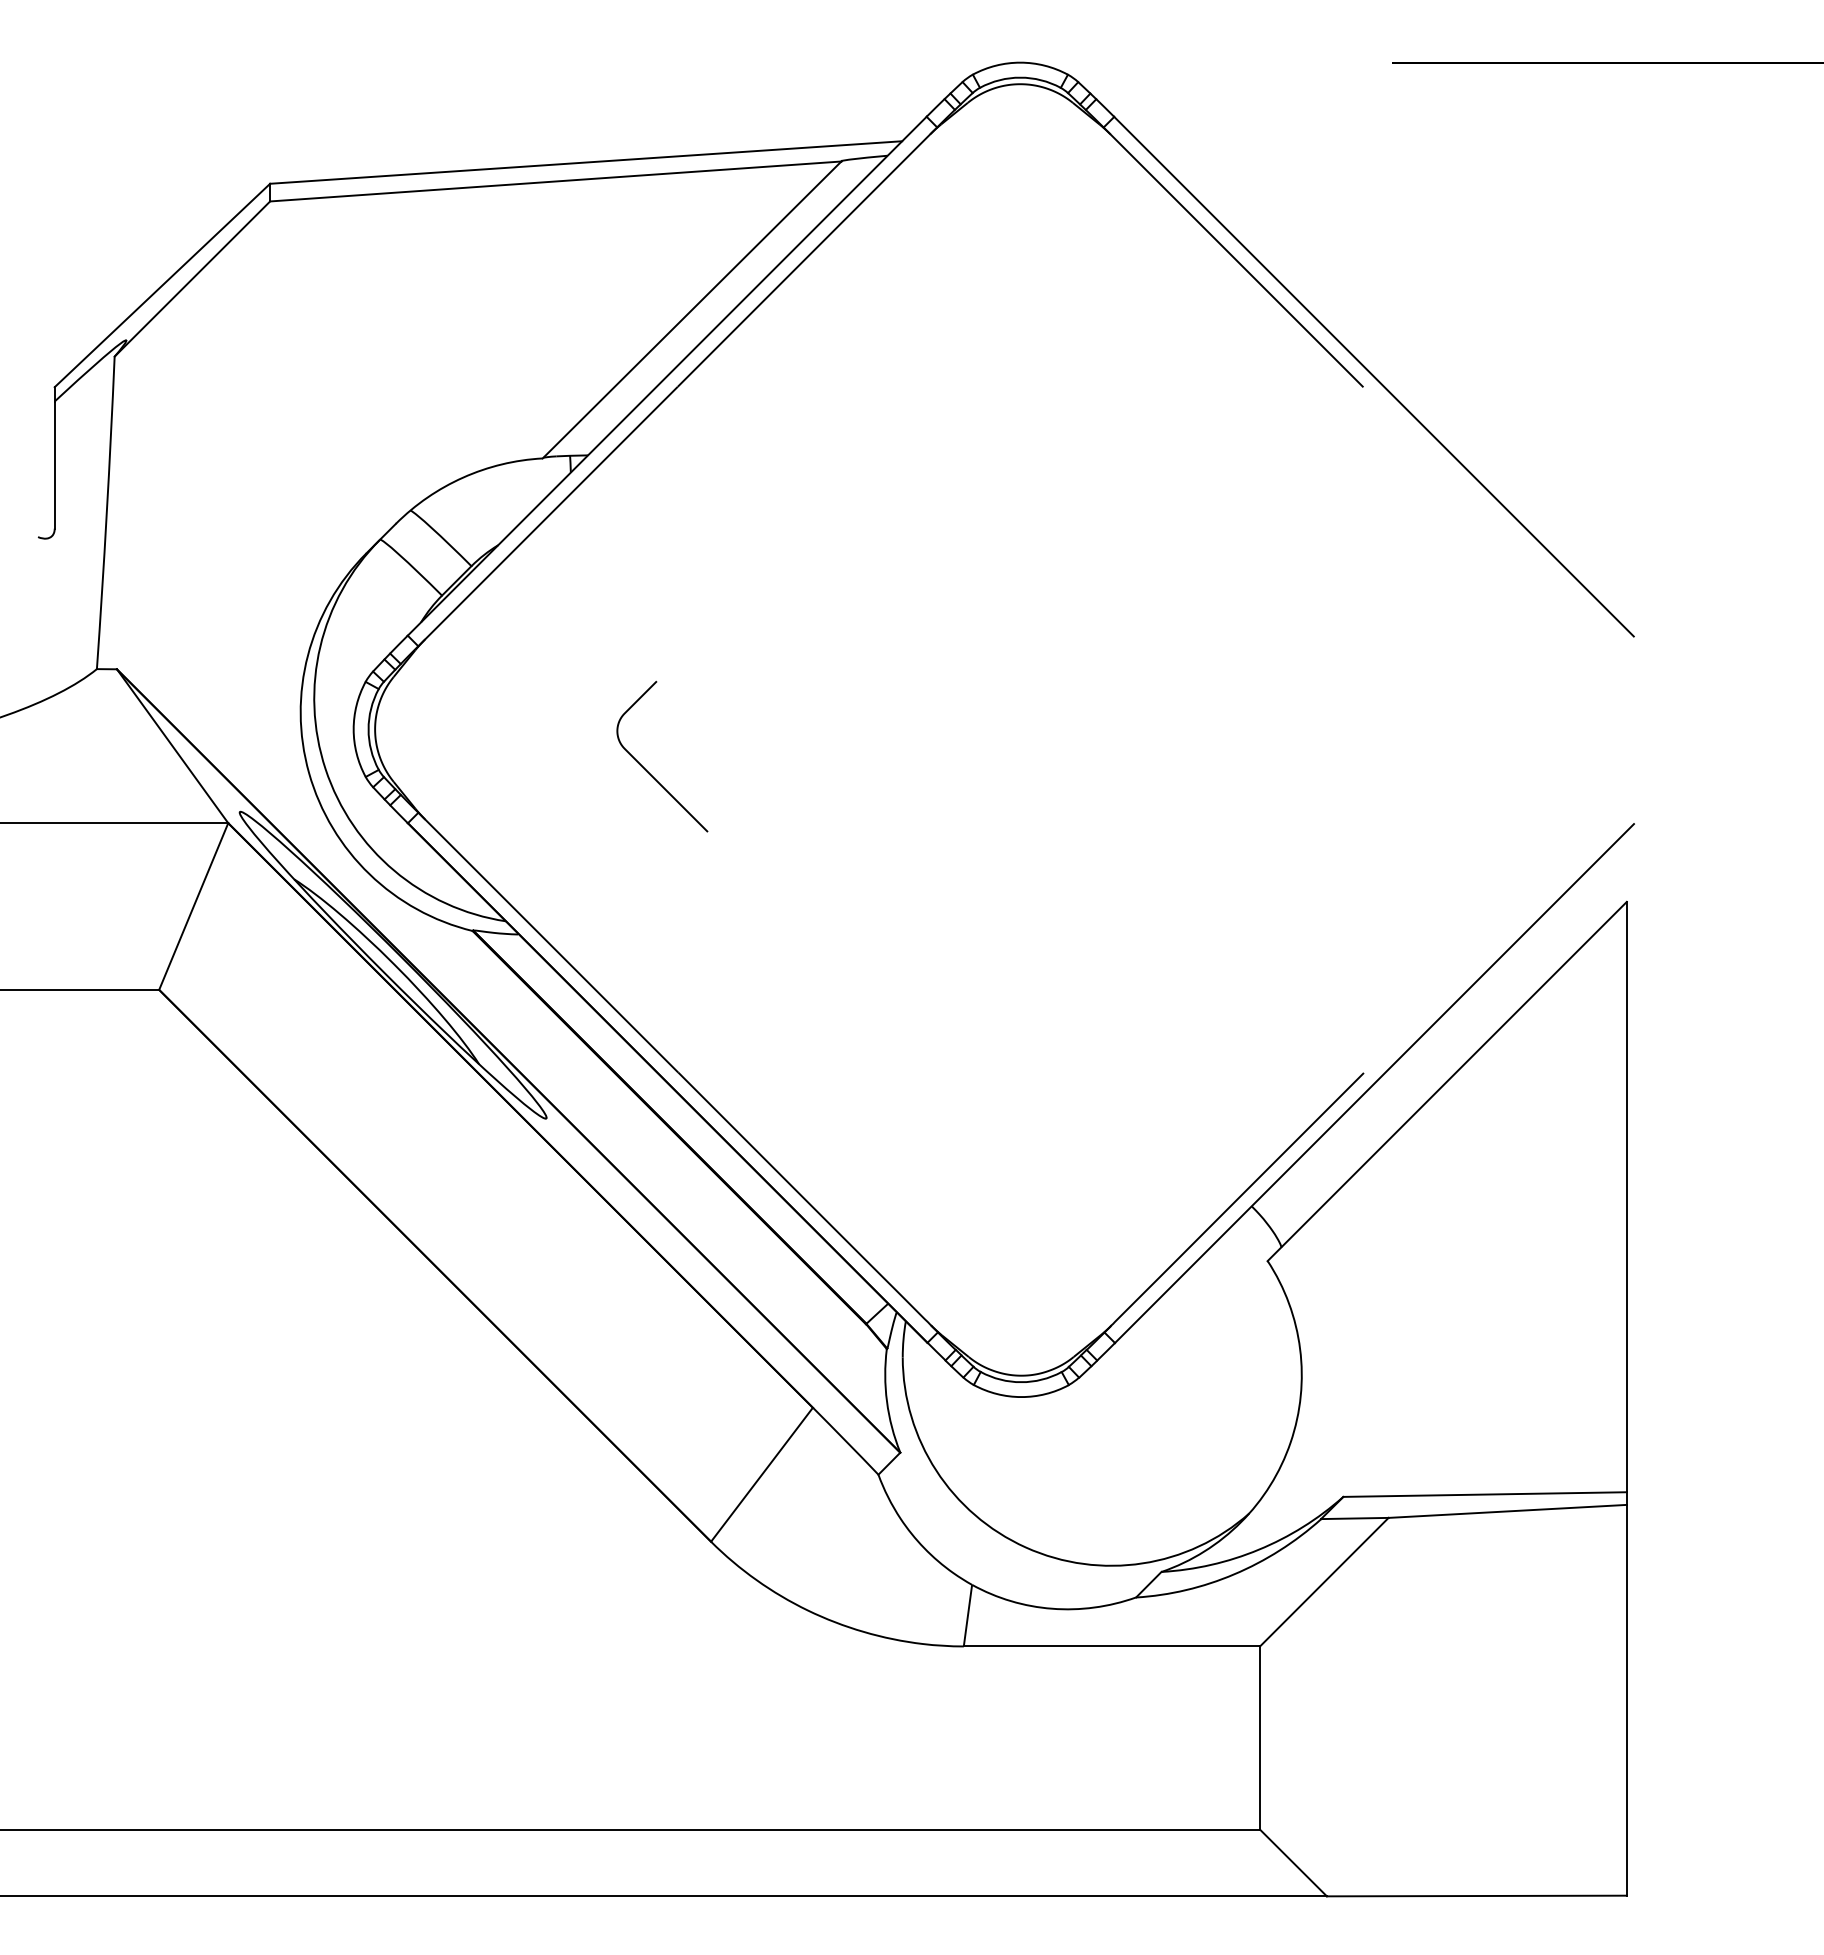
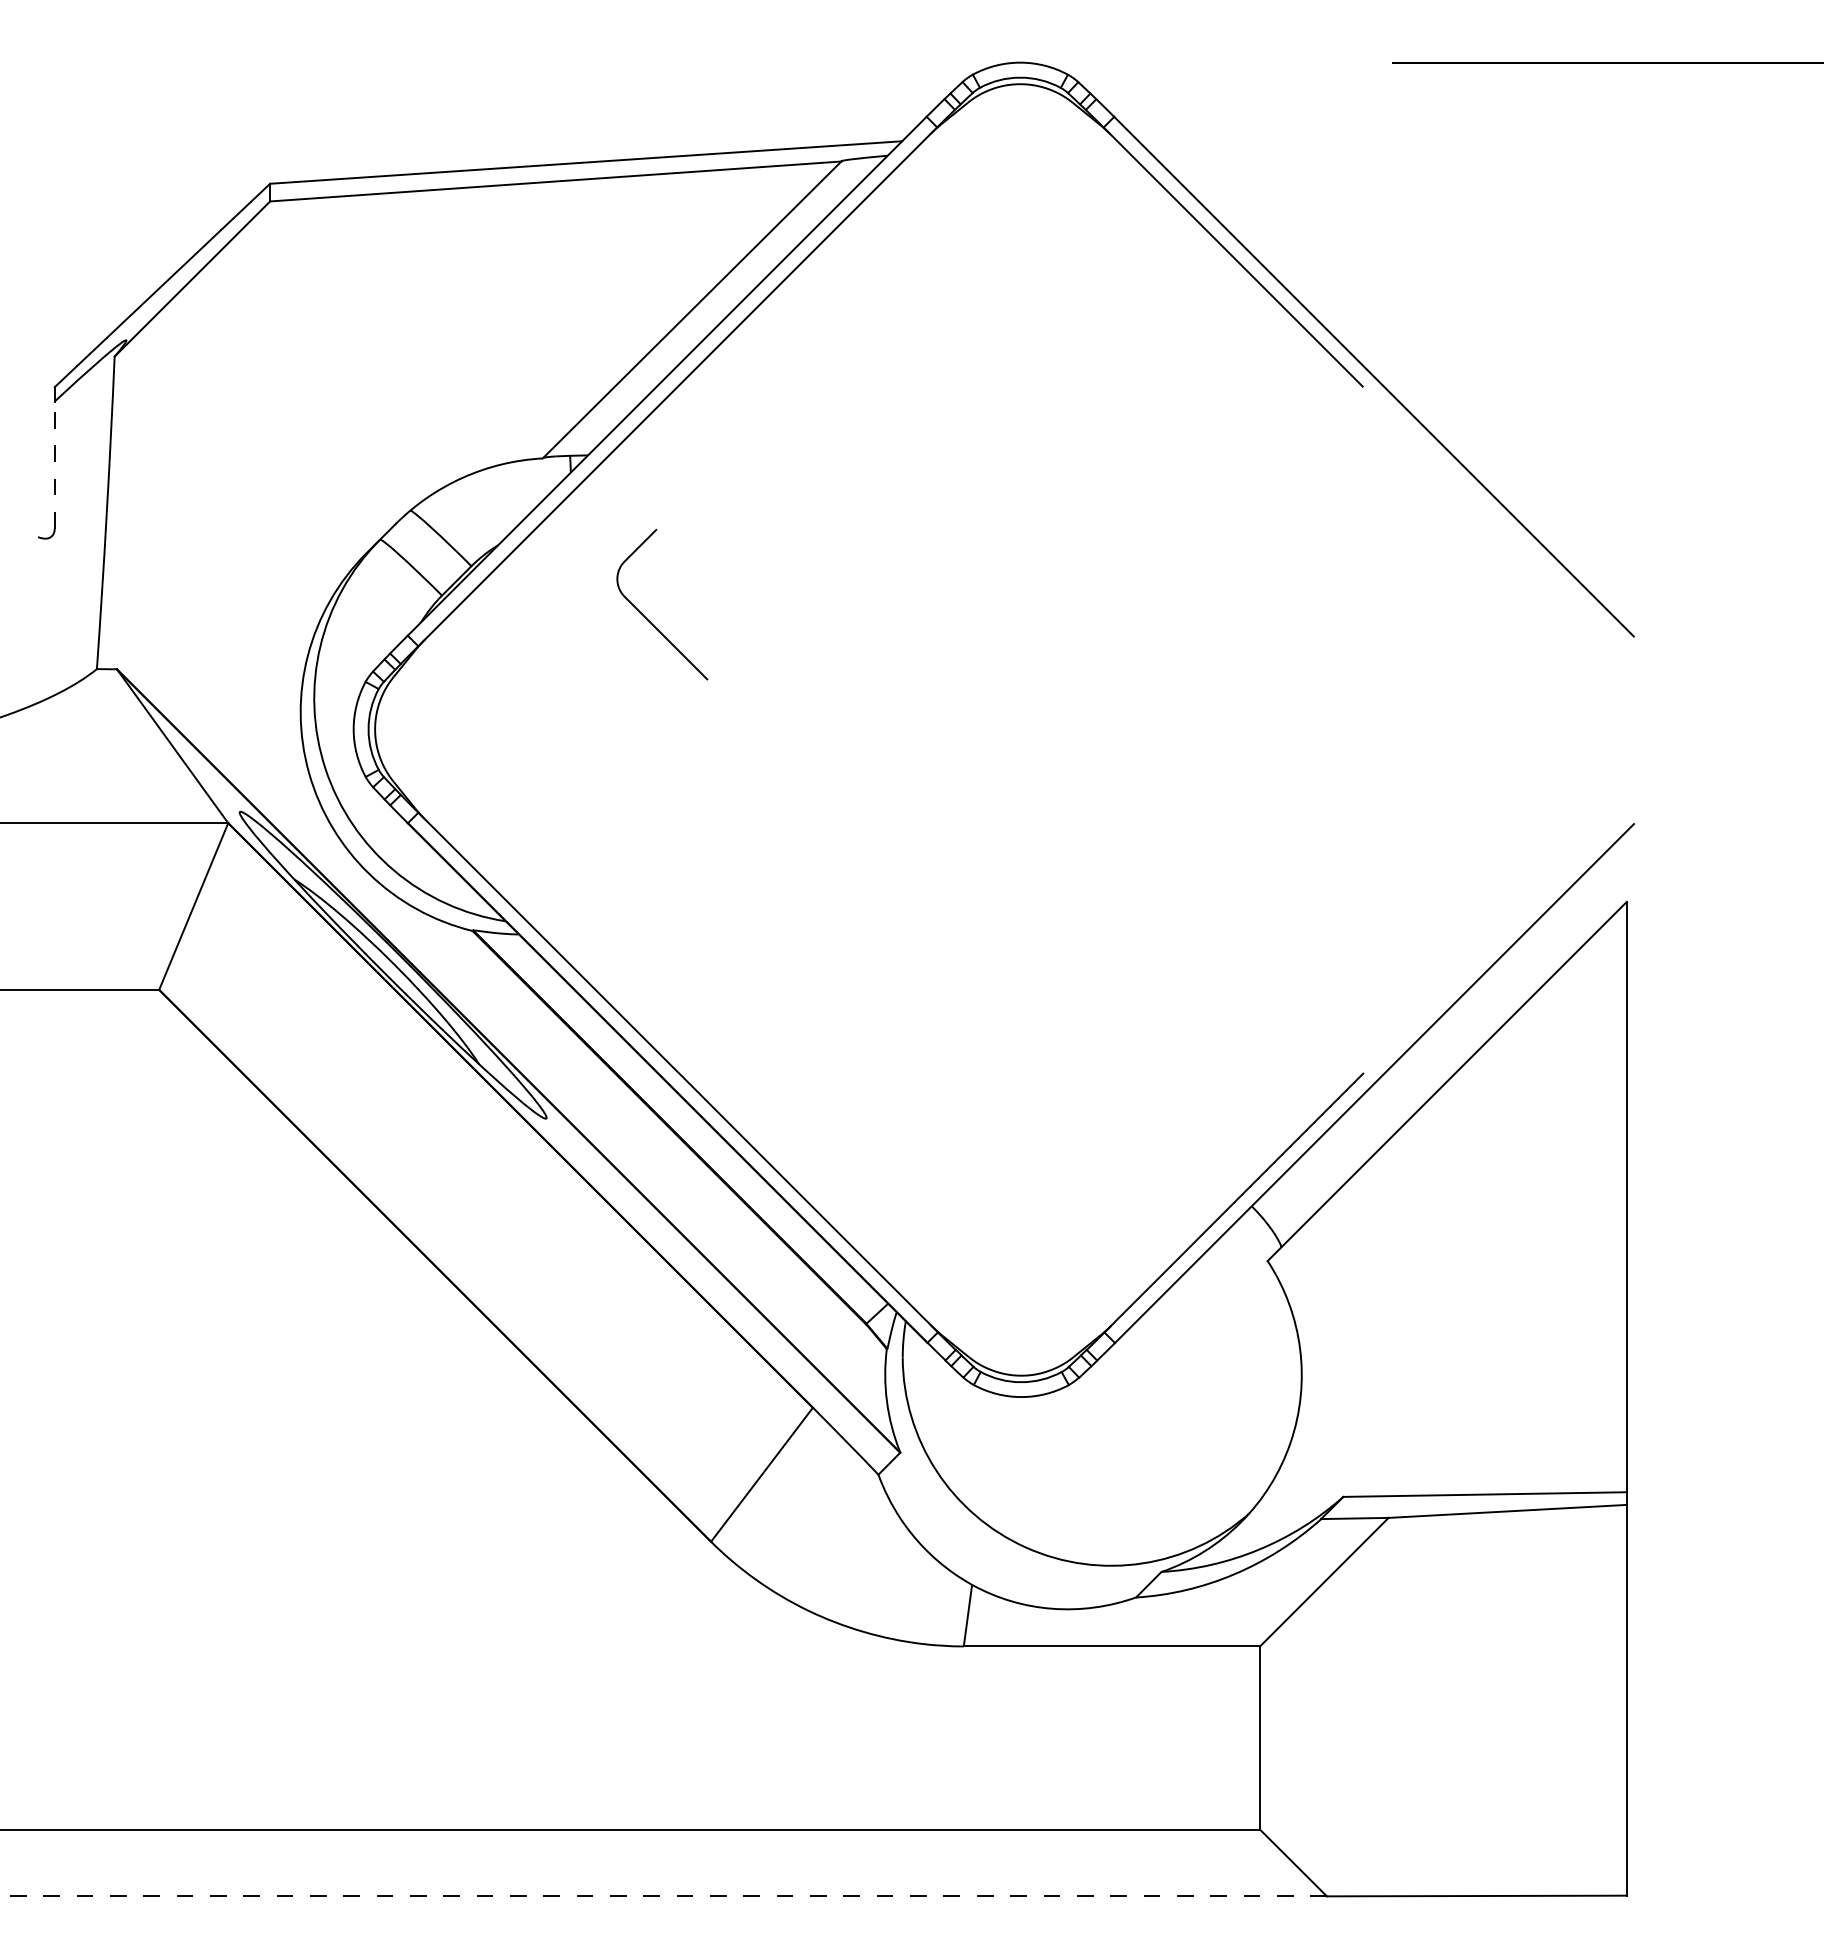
line: solid -> dashed (54, 465)
curve position: (647, 770) -> (647, 618) (647, 618)
line: solid -> dashed (663, 1896)
